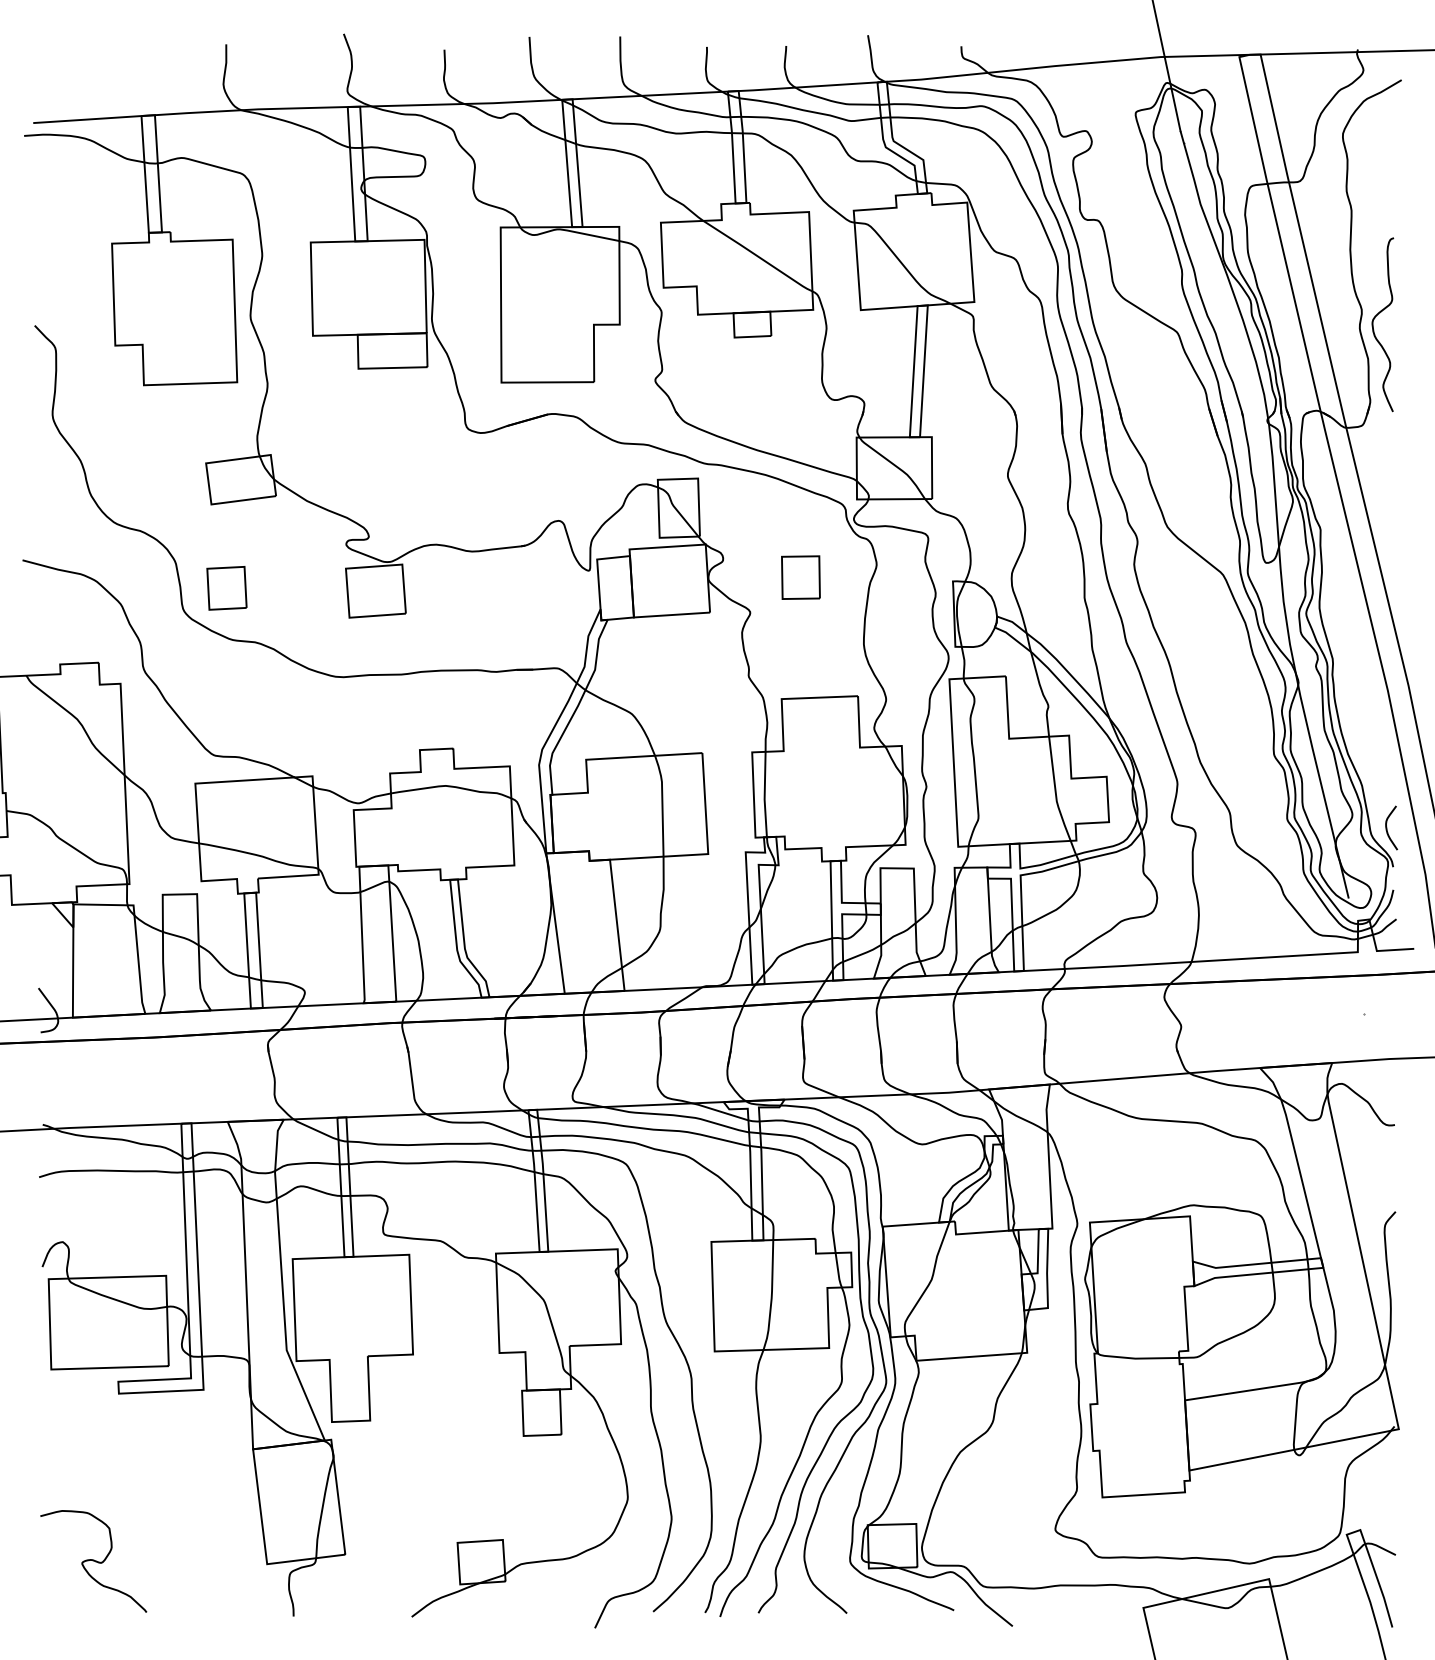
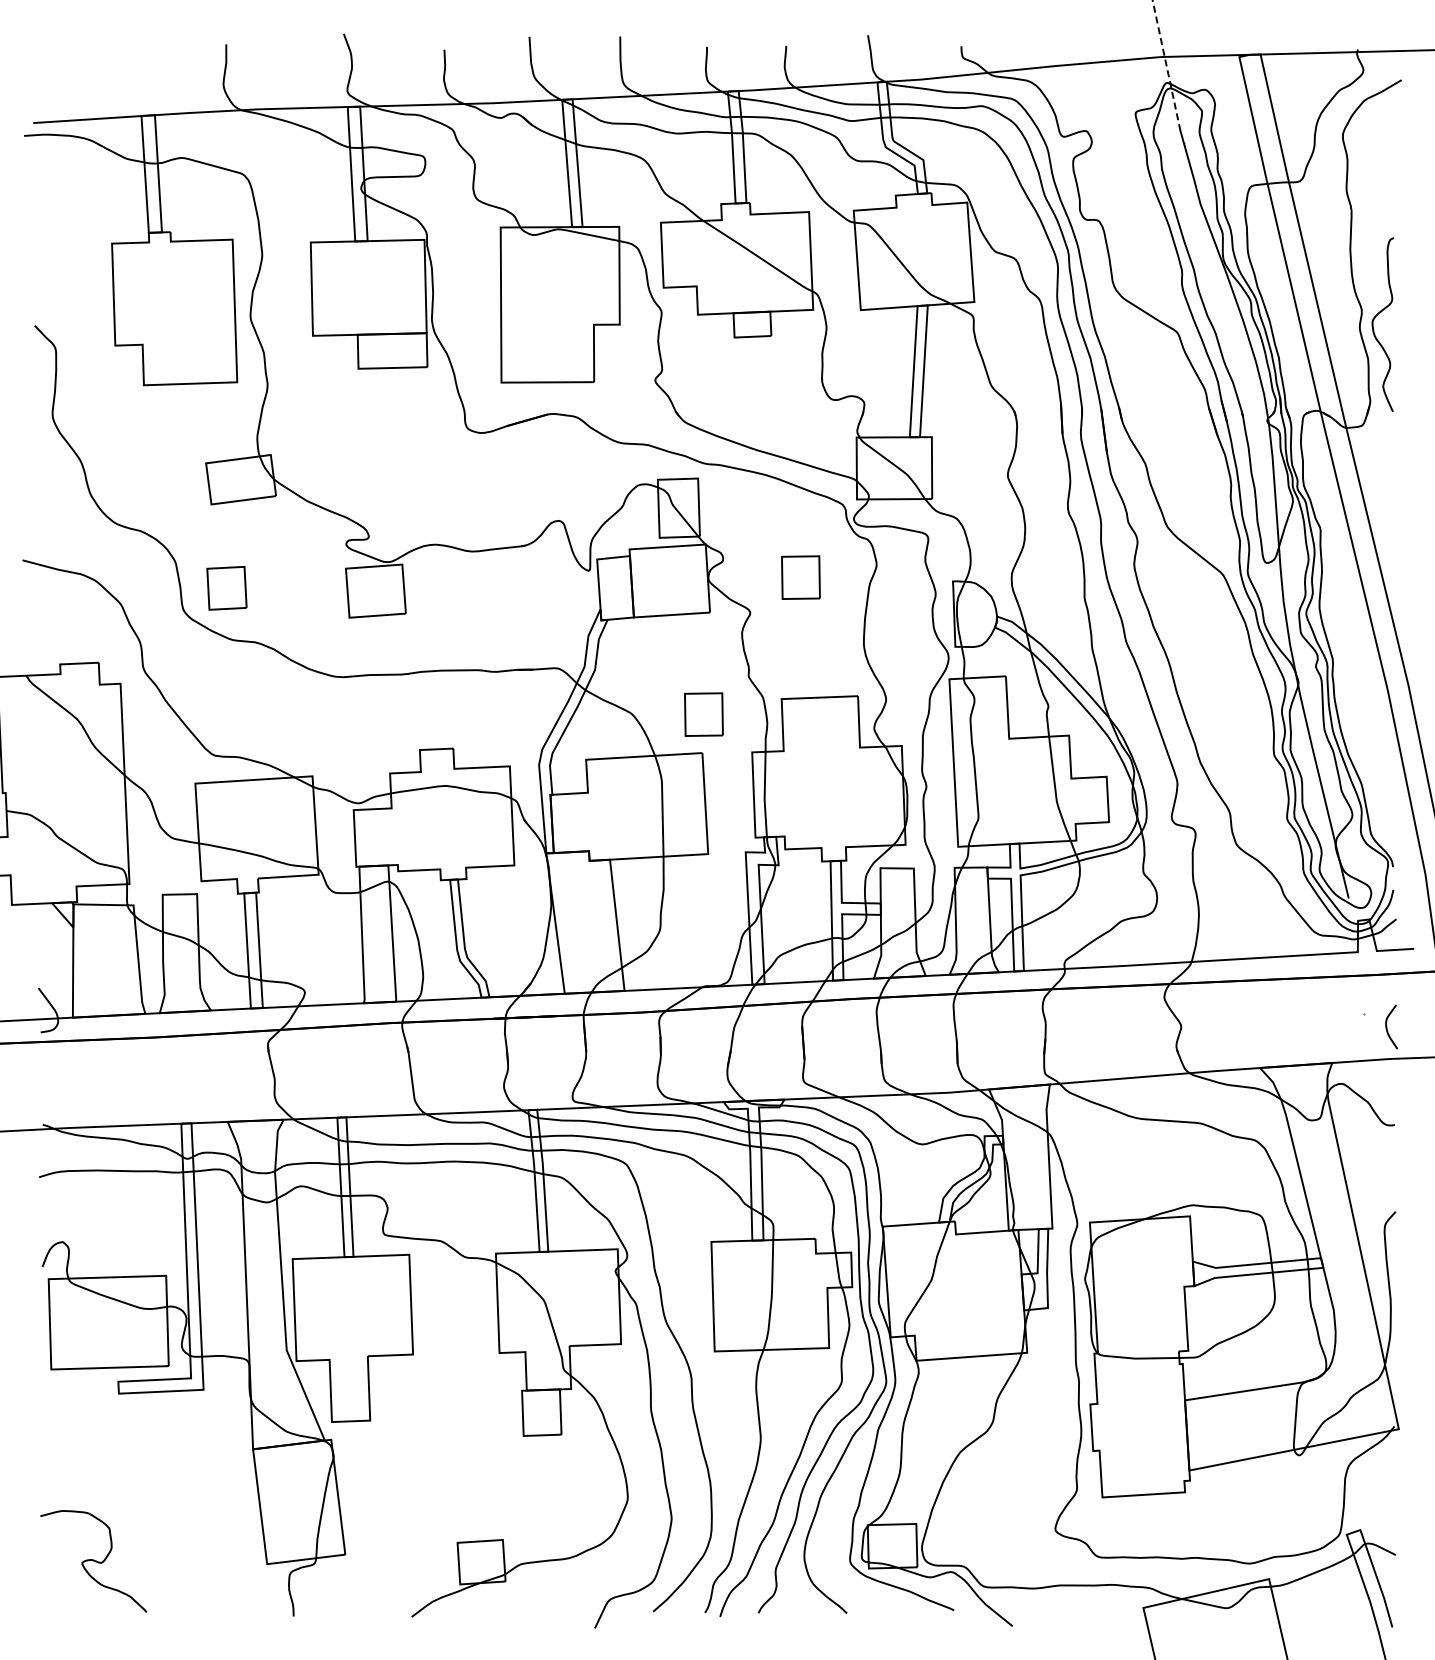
line: solid -> dashed (1166, 65)
part: none -> present (703, 714)
curve position: (1387, 827) -> (1387, 1026) (1387, 1026)
